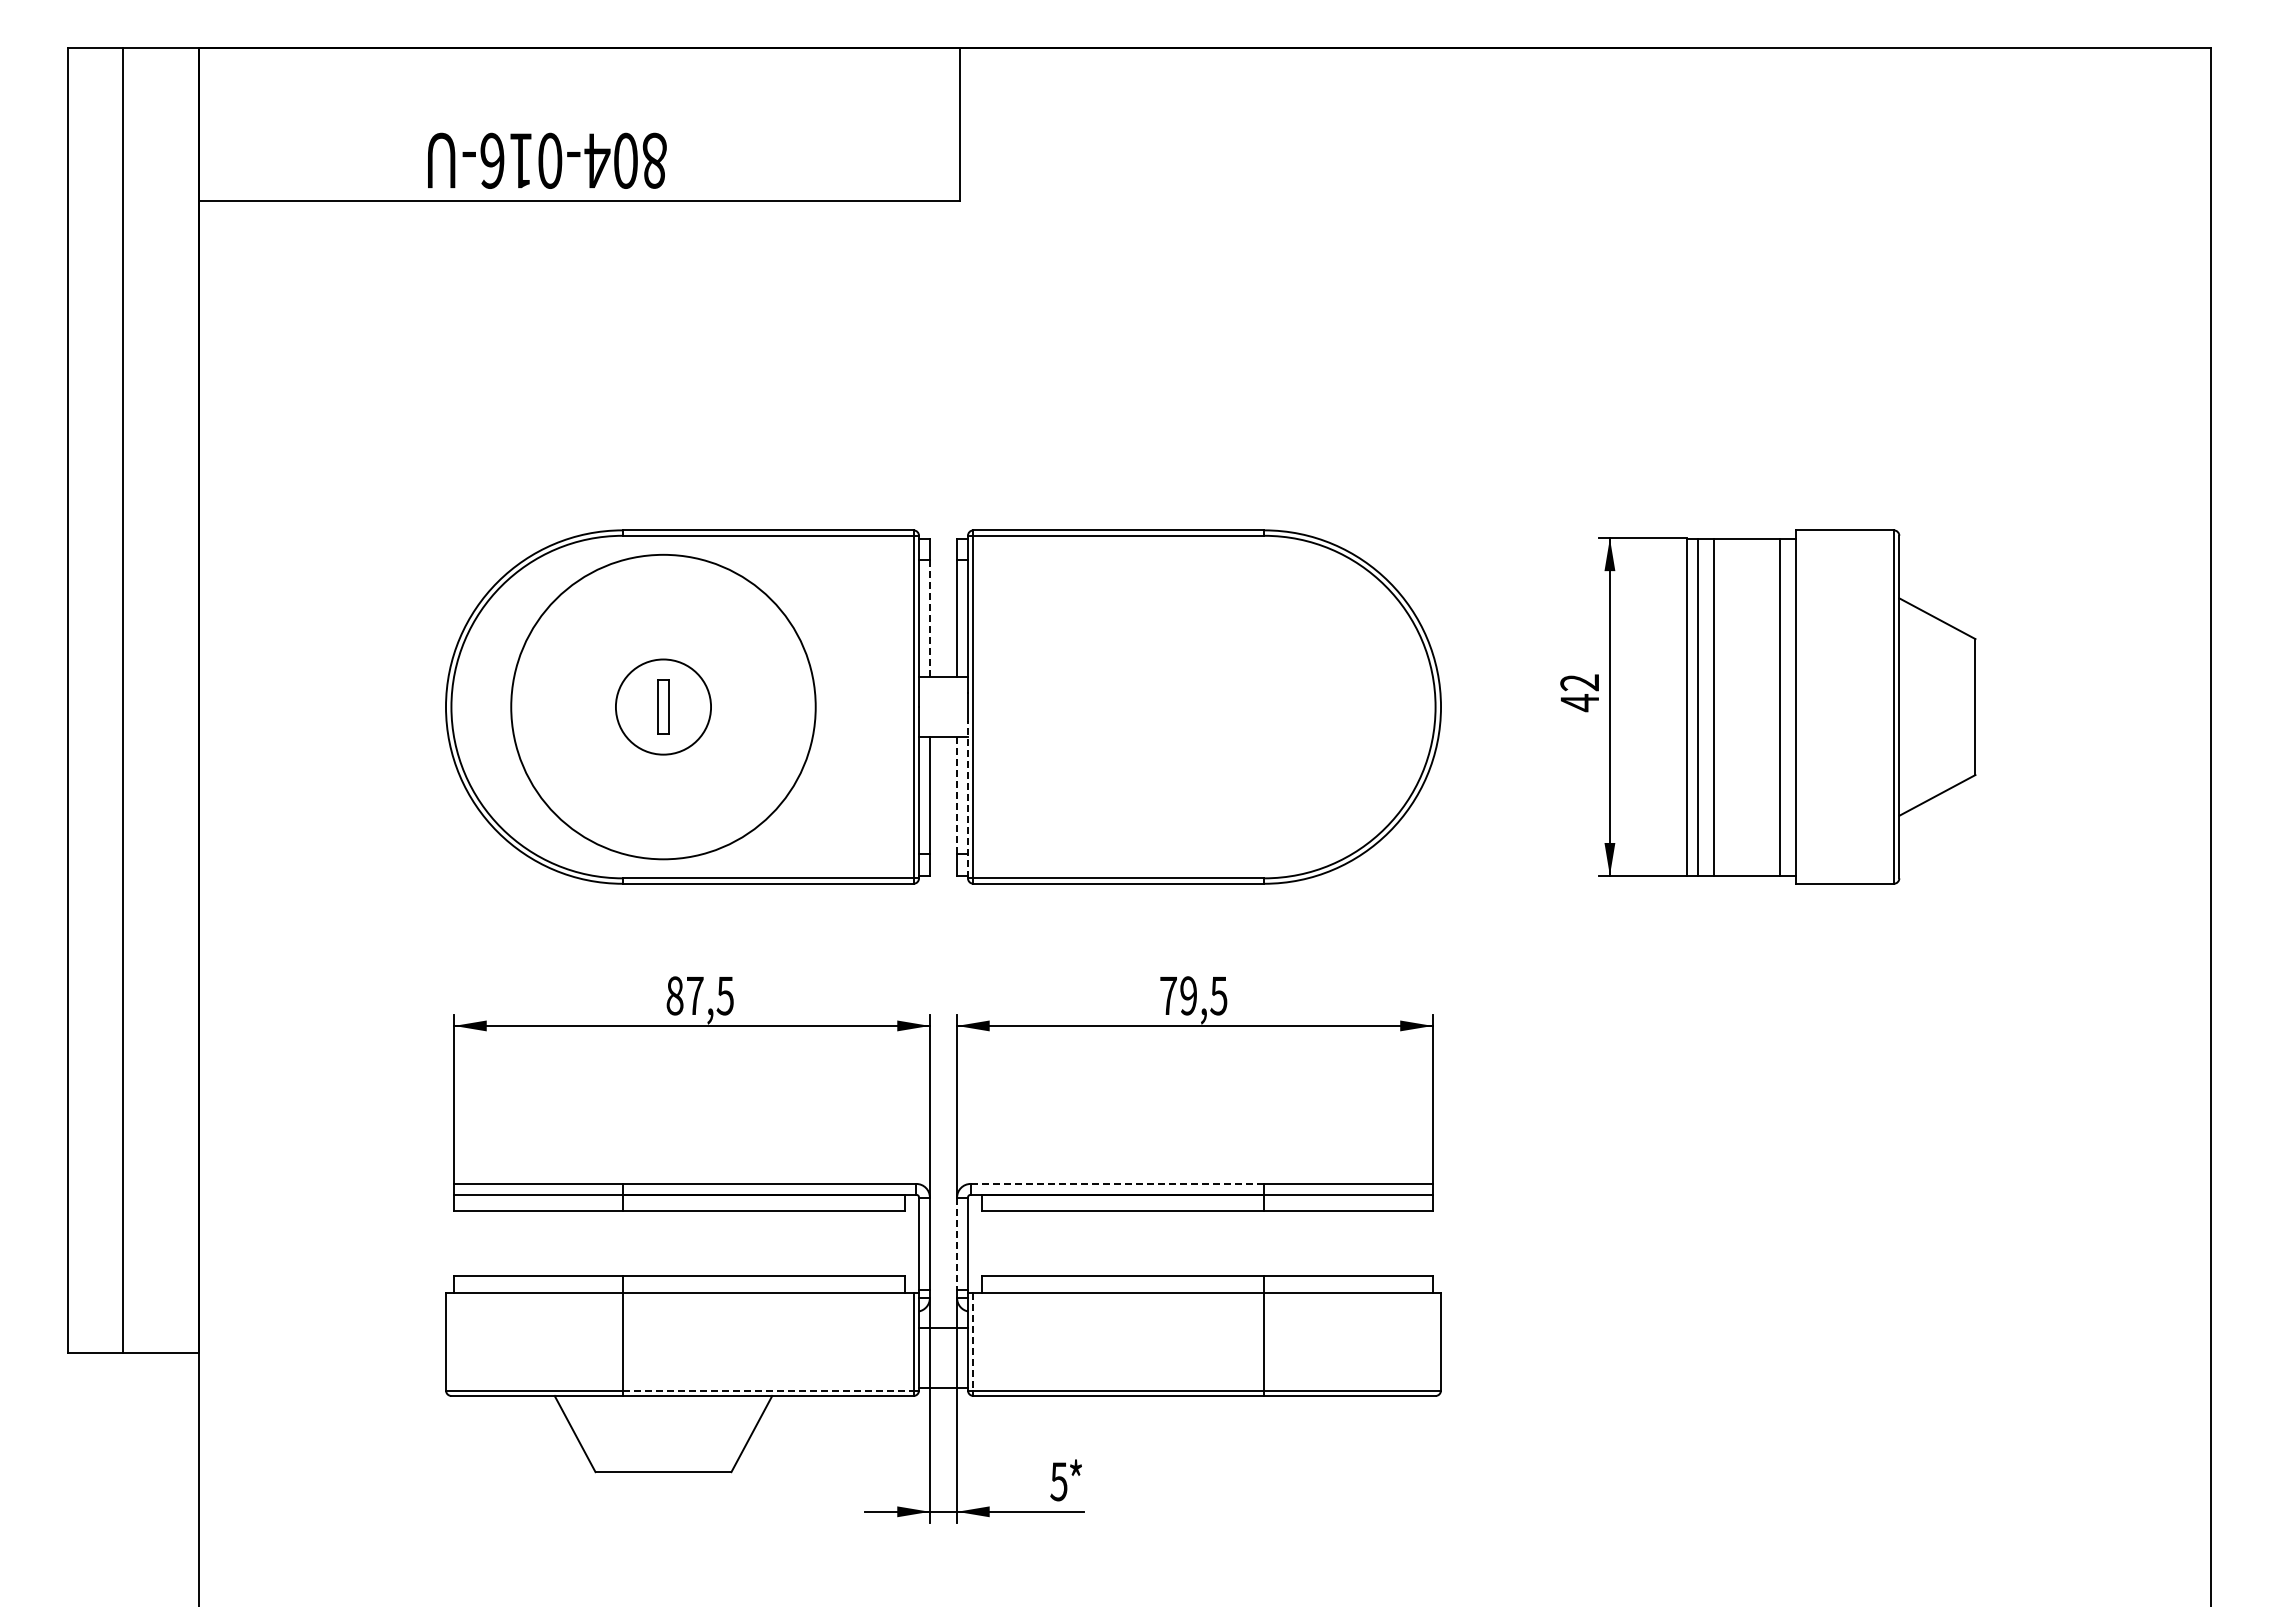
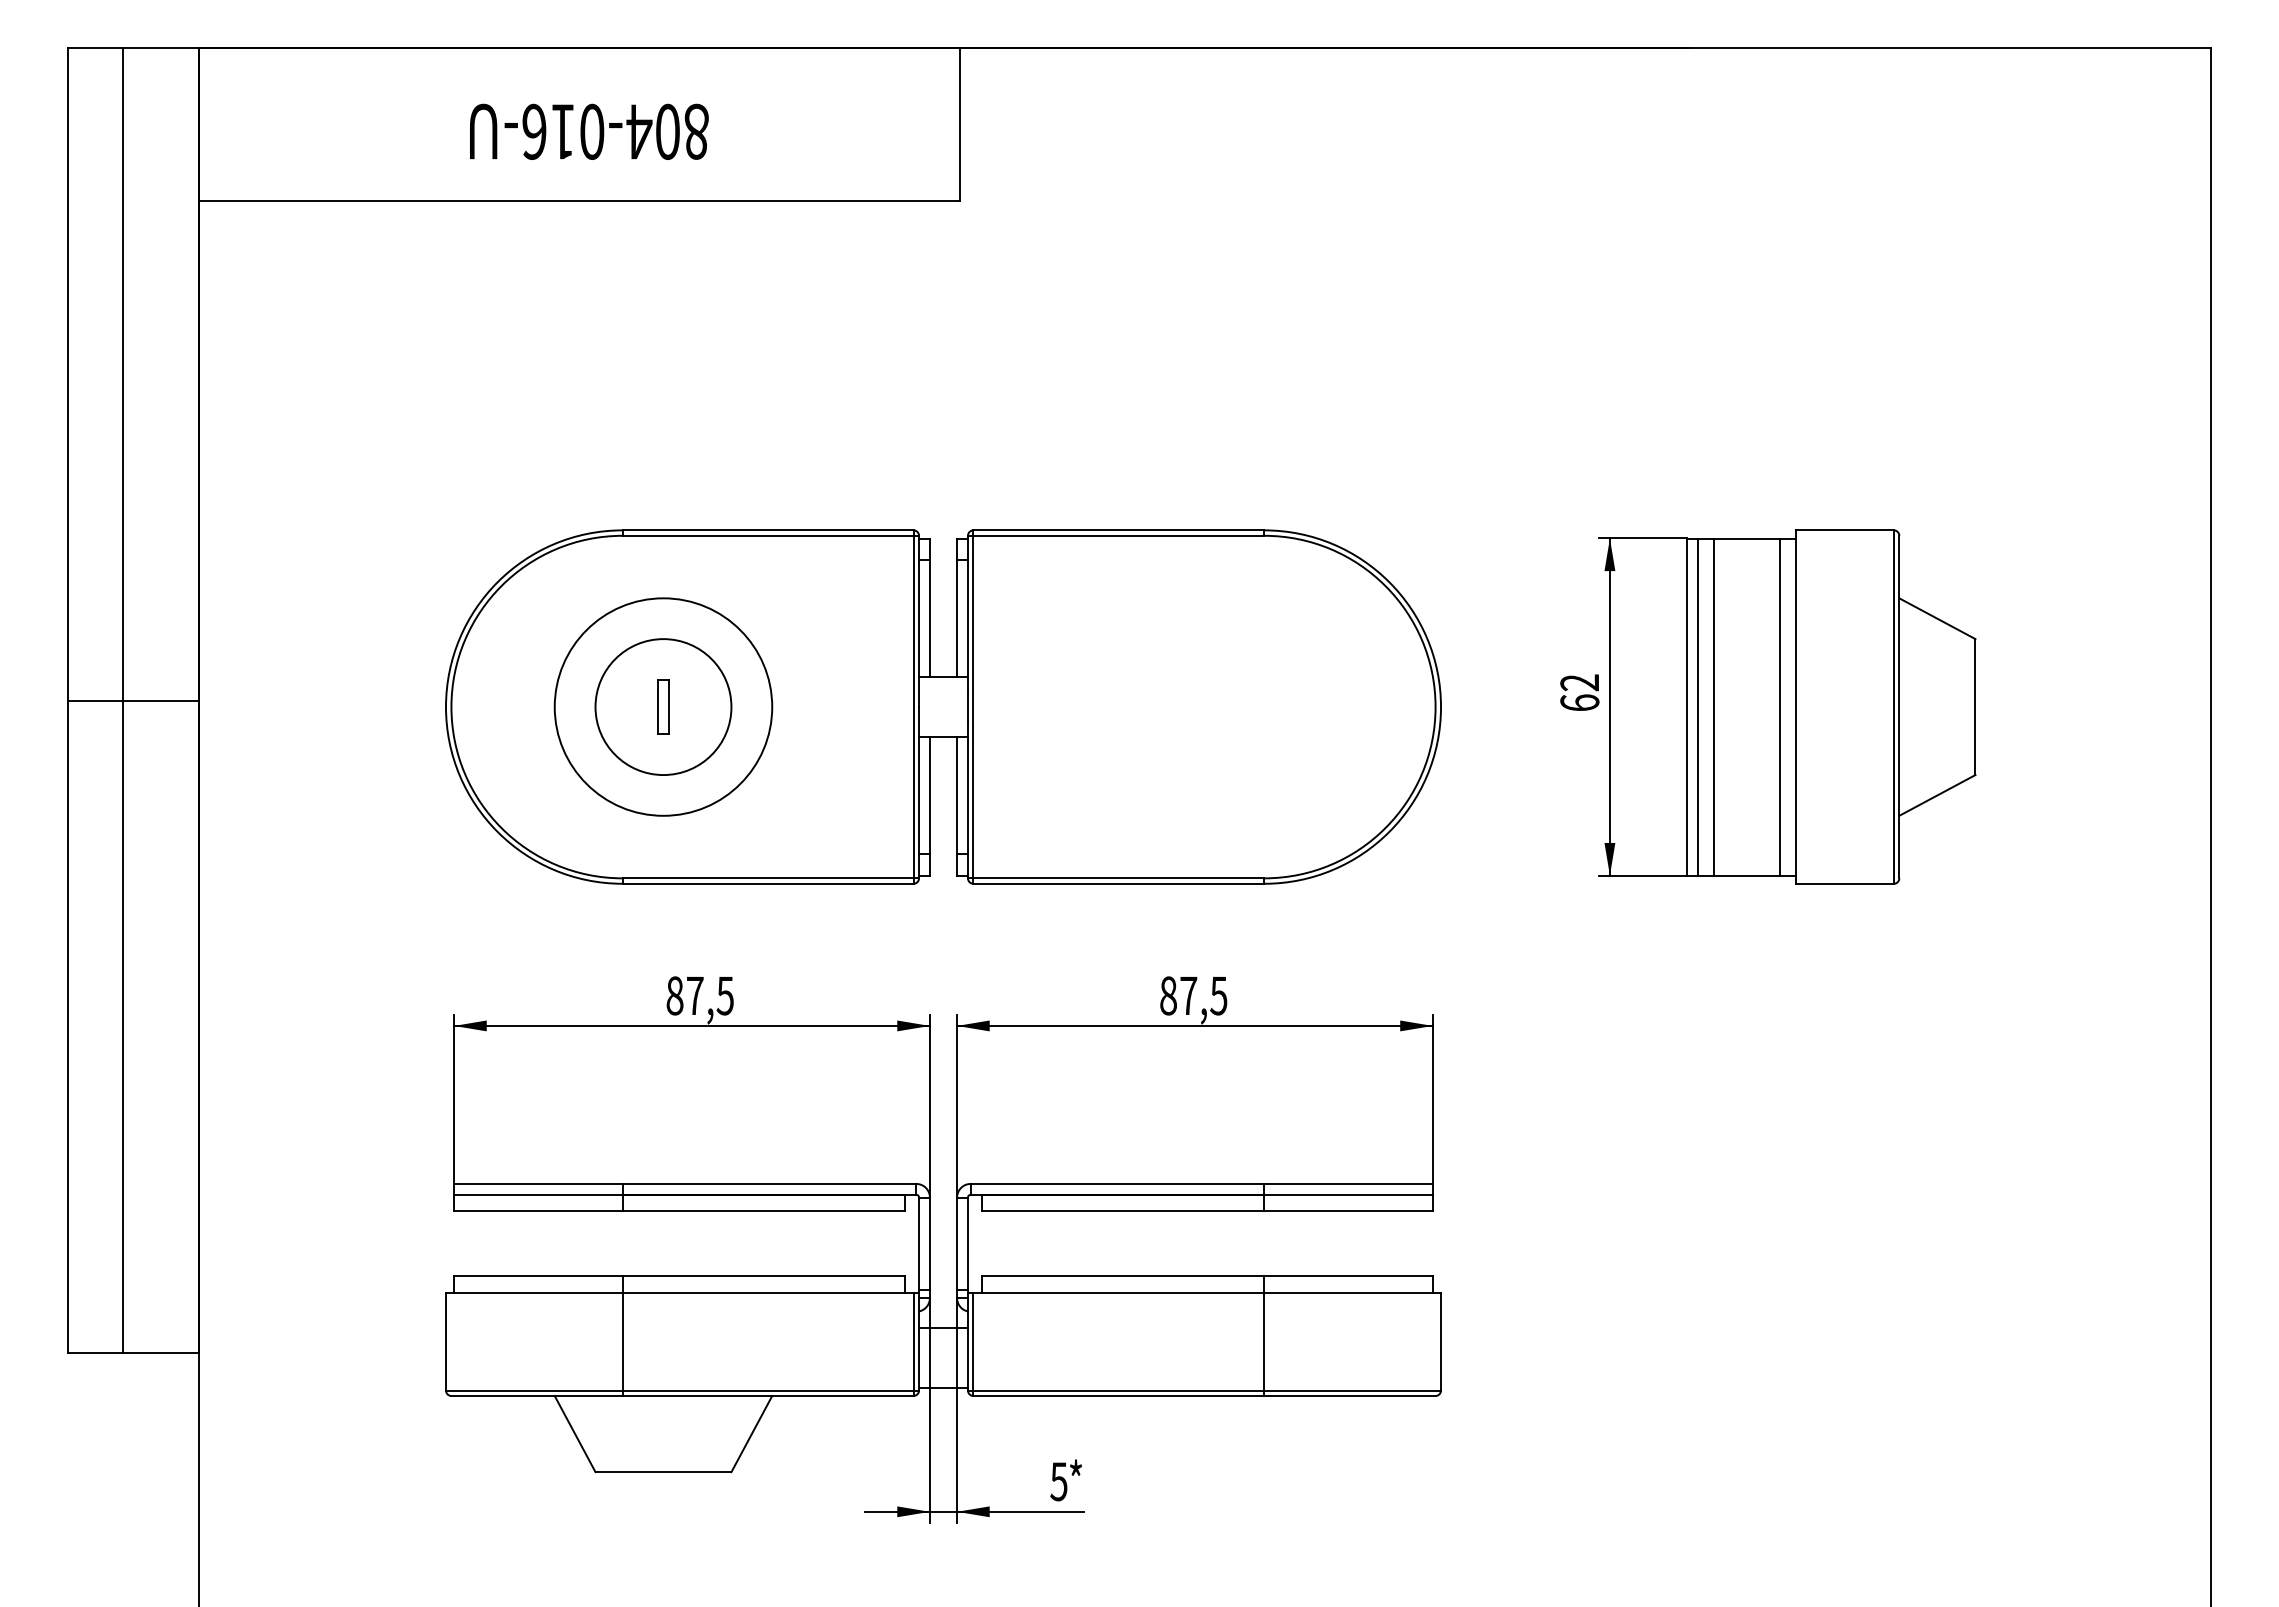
text position: (547, 160) -> (589, 131) (589, 131)
line: dashed -> solid (929, 618)
line: none -> present (133, 700)
text: 42 -> 62 (1579, 703)
circle diameter: 304 px -> 217 px (663, 706)
circle diameter: 95 px -> 136 px (663, 707)
line: dashed -> solid (957, 795)
line: dashed -> solid (967, 799)
text: 79,5 -> 87,5 (1178, 995)
line: dashed -> solid (1117, 1183)
line: dashed -> solid (957, 1244)
line: dashed -> solid (973, 1341)
line: dashed -> solid (768, 1390)
